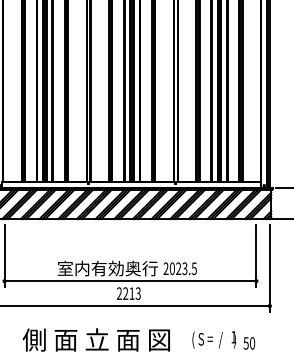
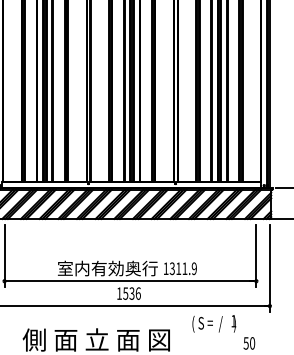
text: 2023.5 -> 1311.9 (179, 268)
text: 2213 -> 1536 (128, 293)
text position: (214, 339) -> (214, 323) (214, 323)
